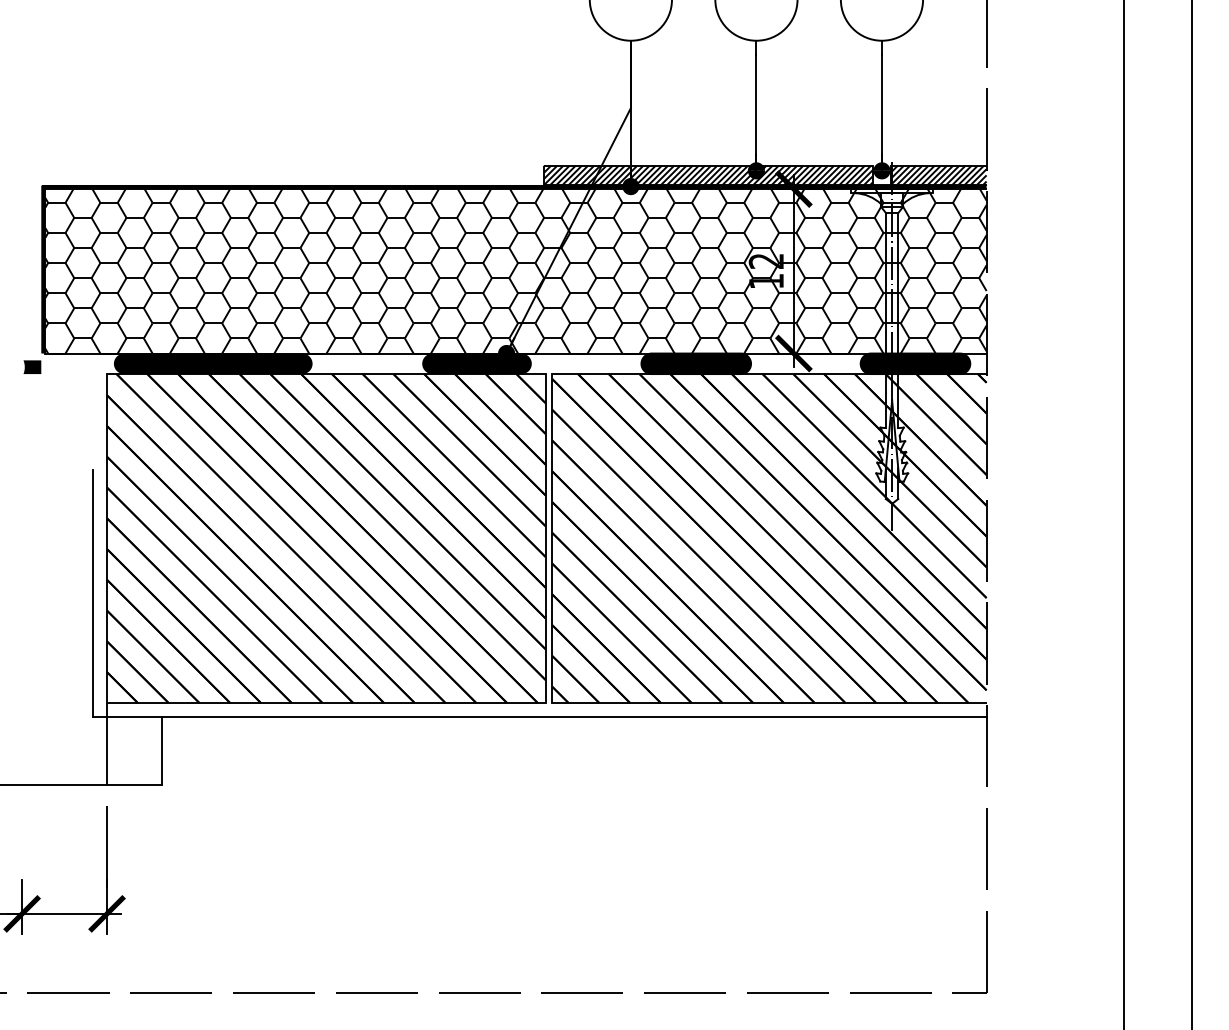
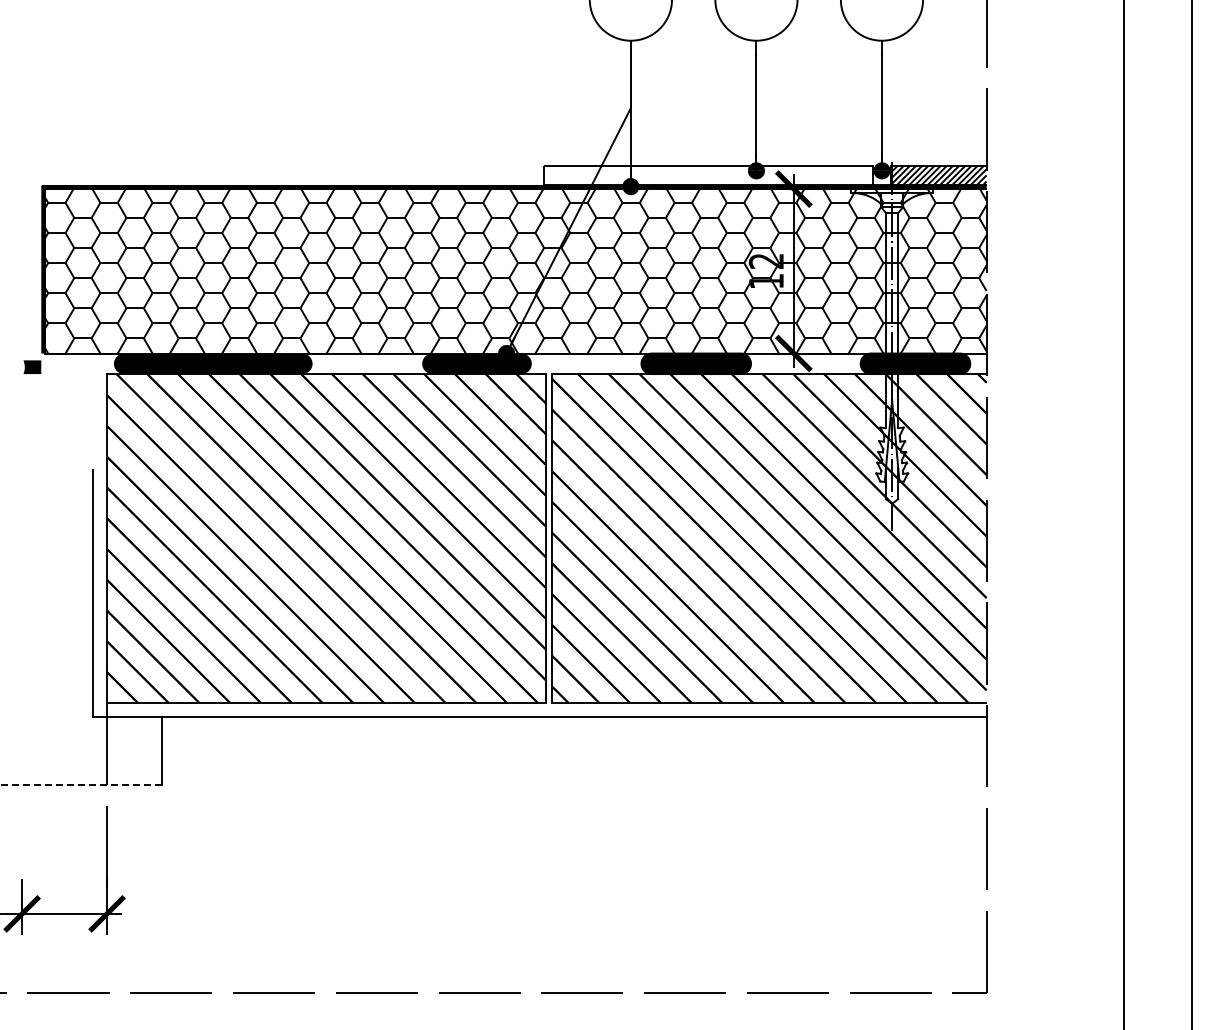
hatch: present -> none (708, 175)
line: solid -> dashed (80, 785)
